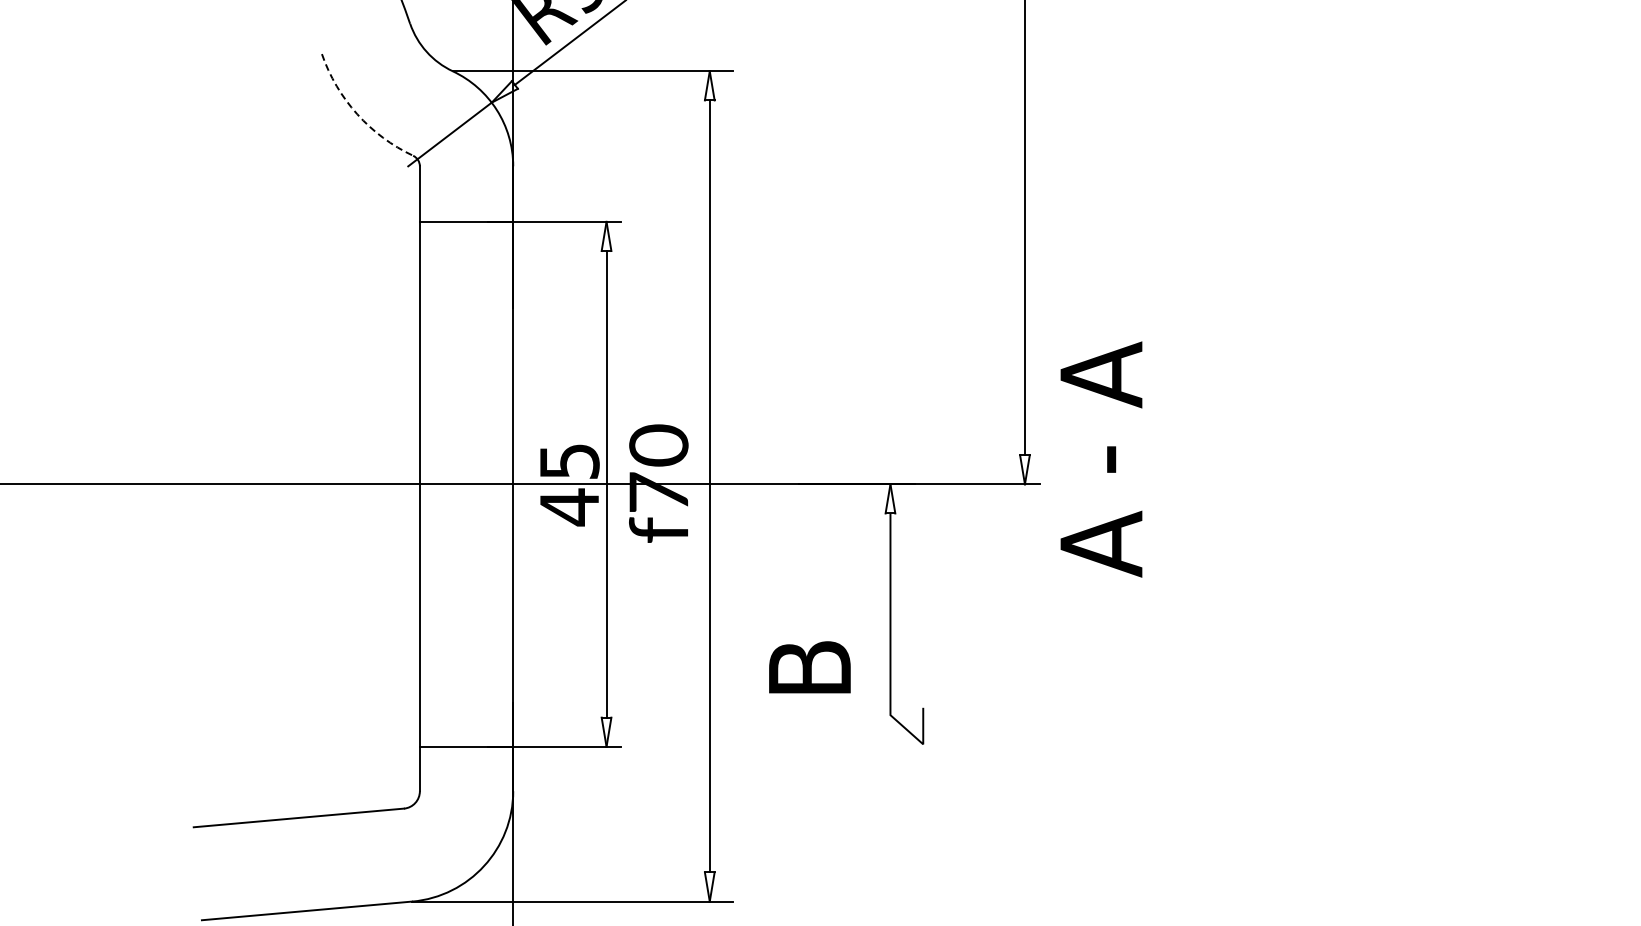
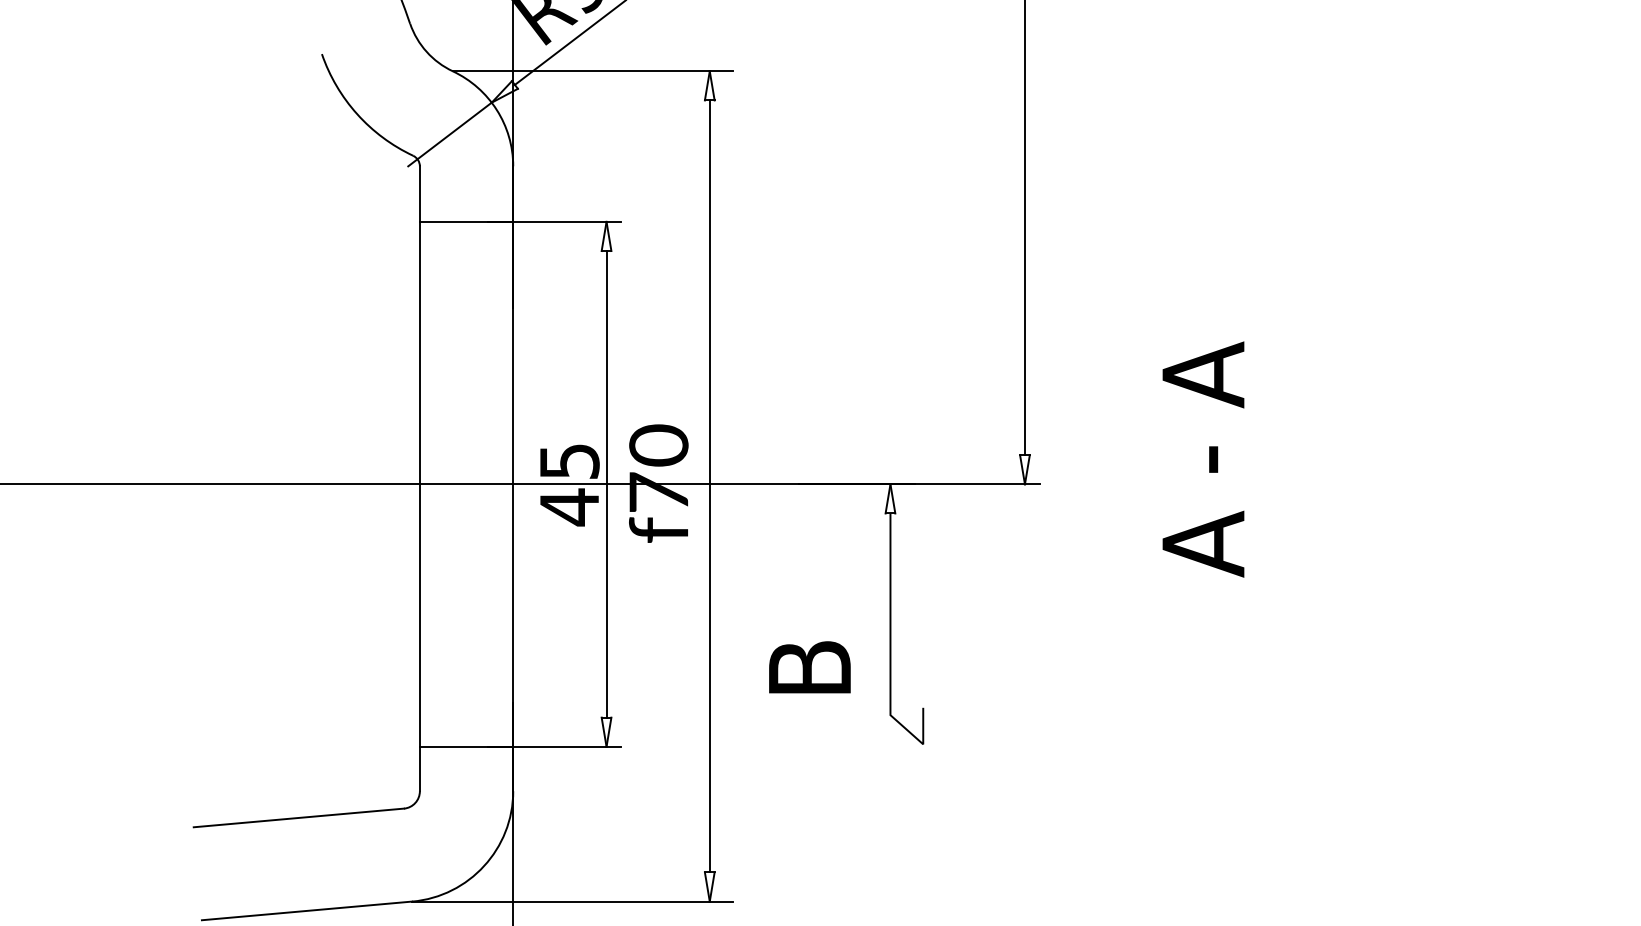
arc: dashed -> solid (357, 114)
text position: (1101, 459) -> (1203, 459) (1203, 459)
